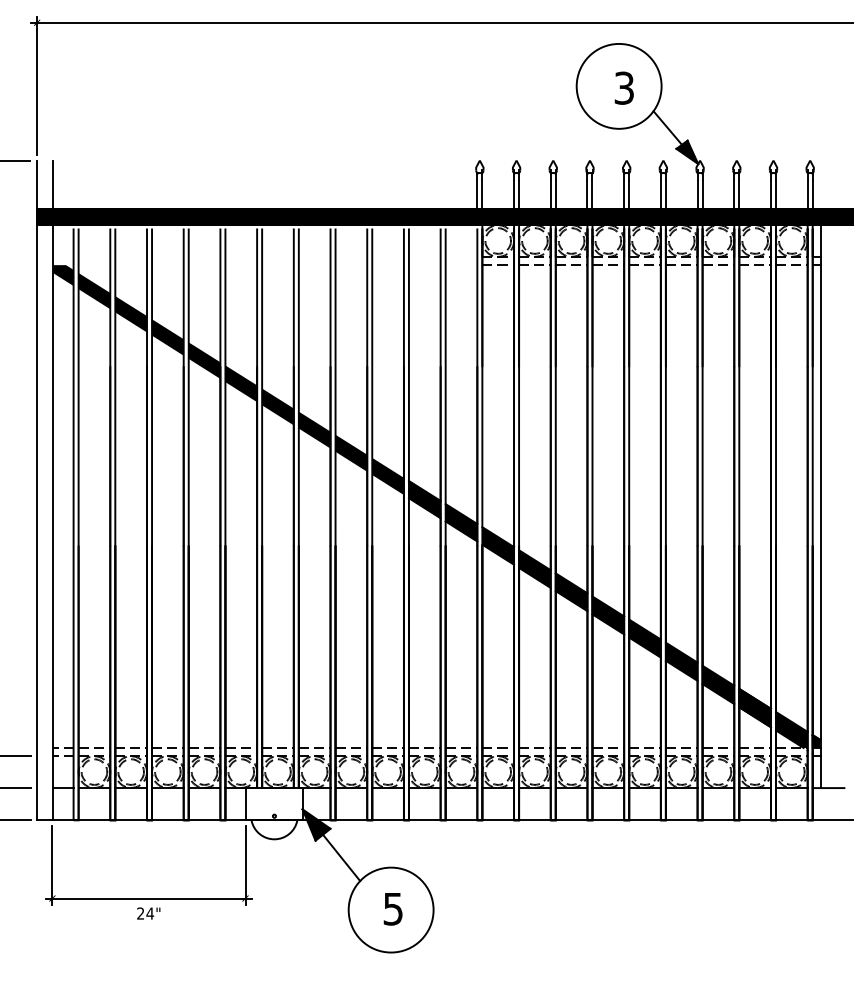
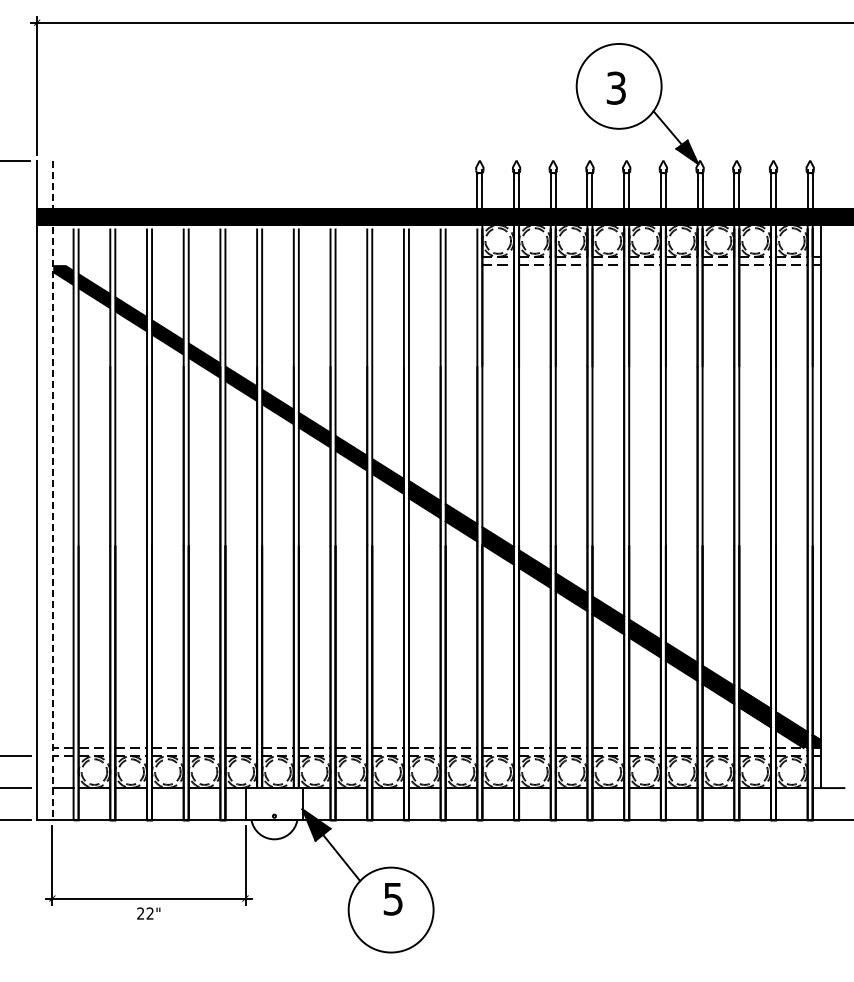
text position: (623, 87) -> (615, 87) (615, 87)
line: solid -> dashed (53, 490)
text position: (392, 909) -> (392, 899) (392, 899)
text: 24" -> 22" (150, 913)
